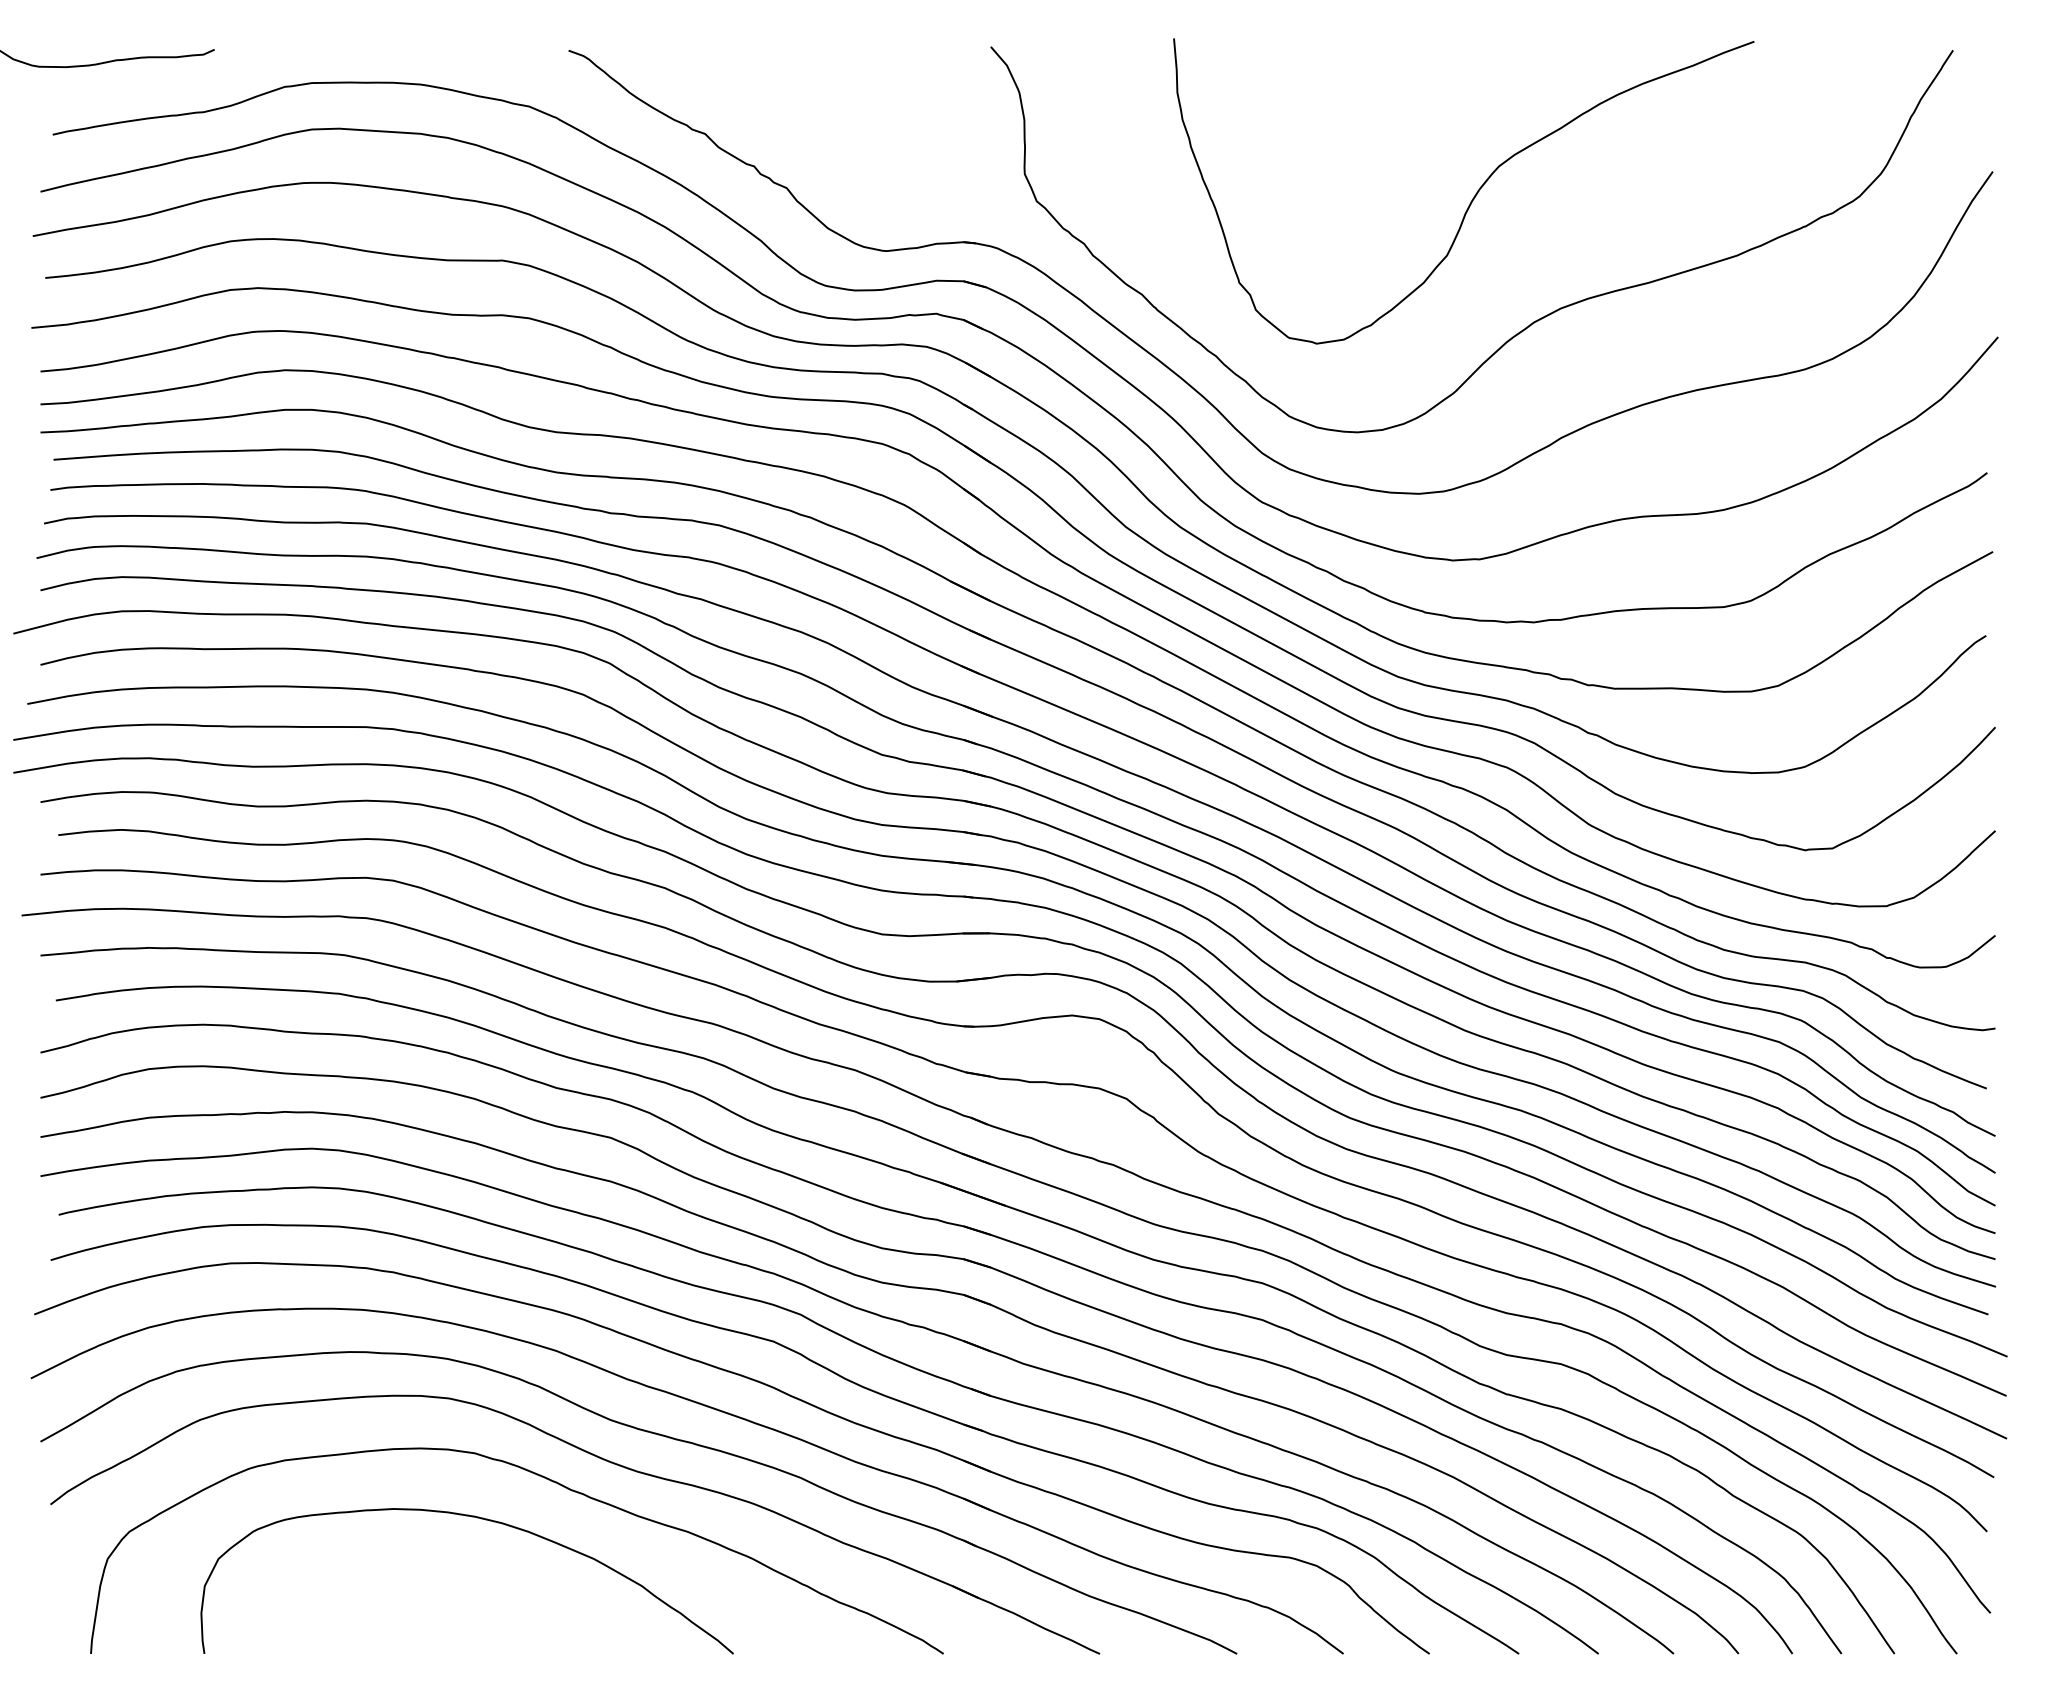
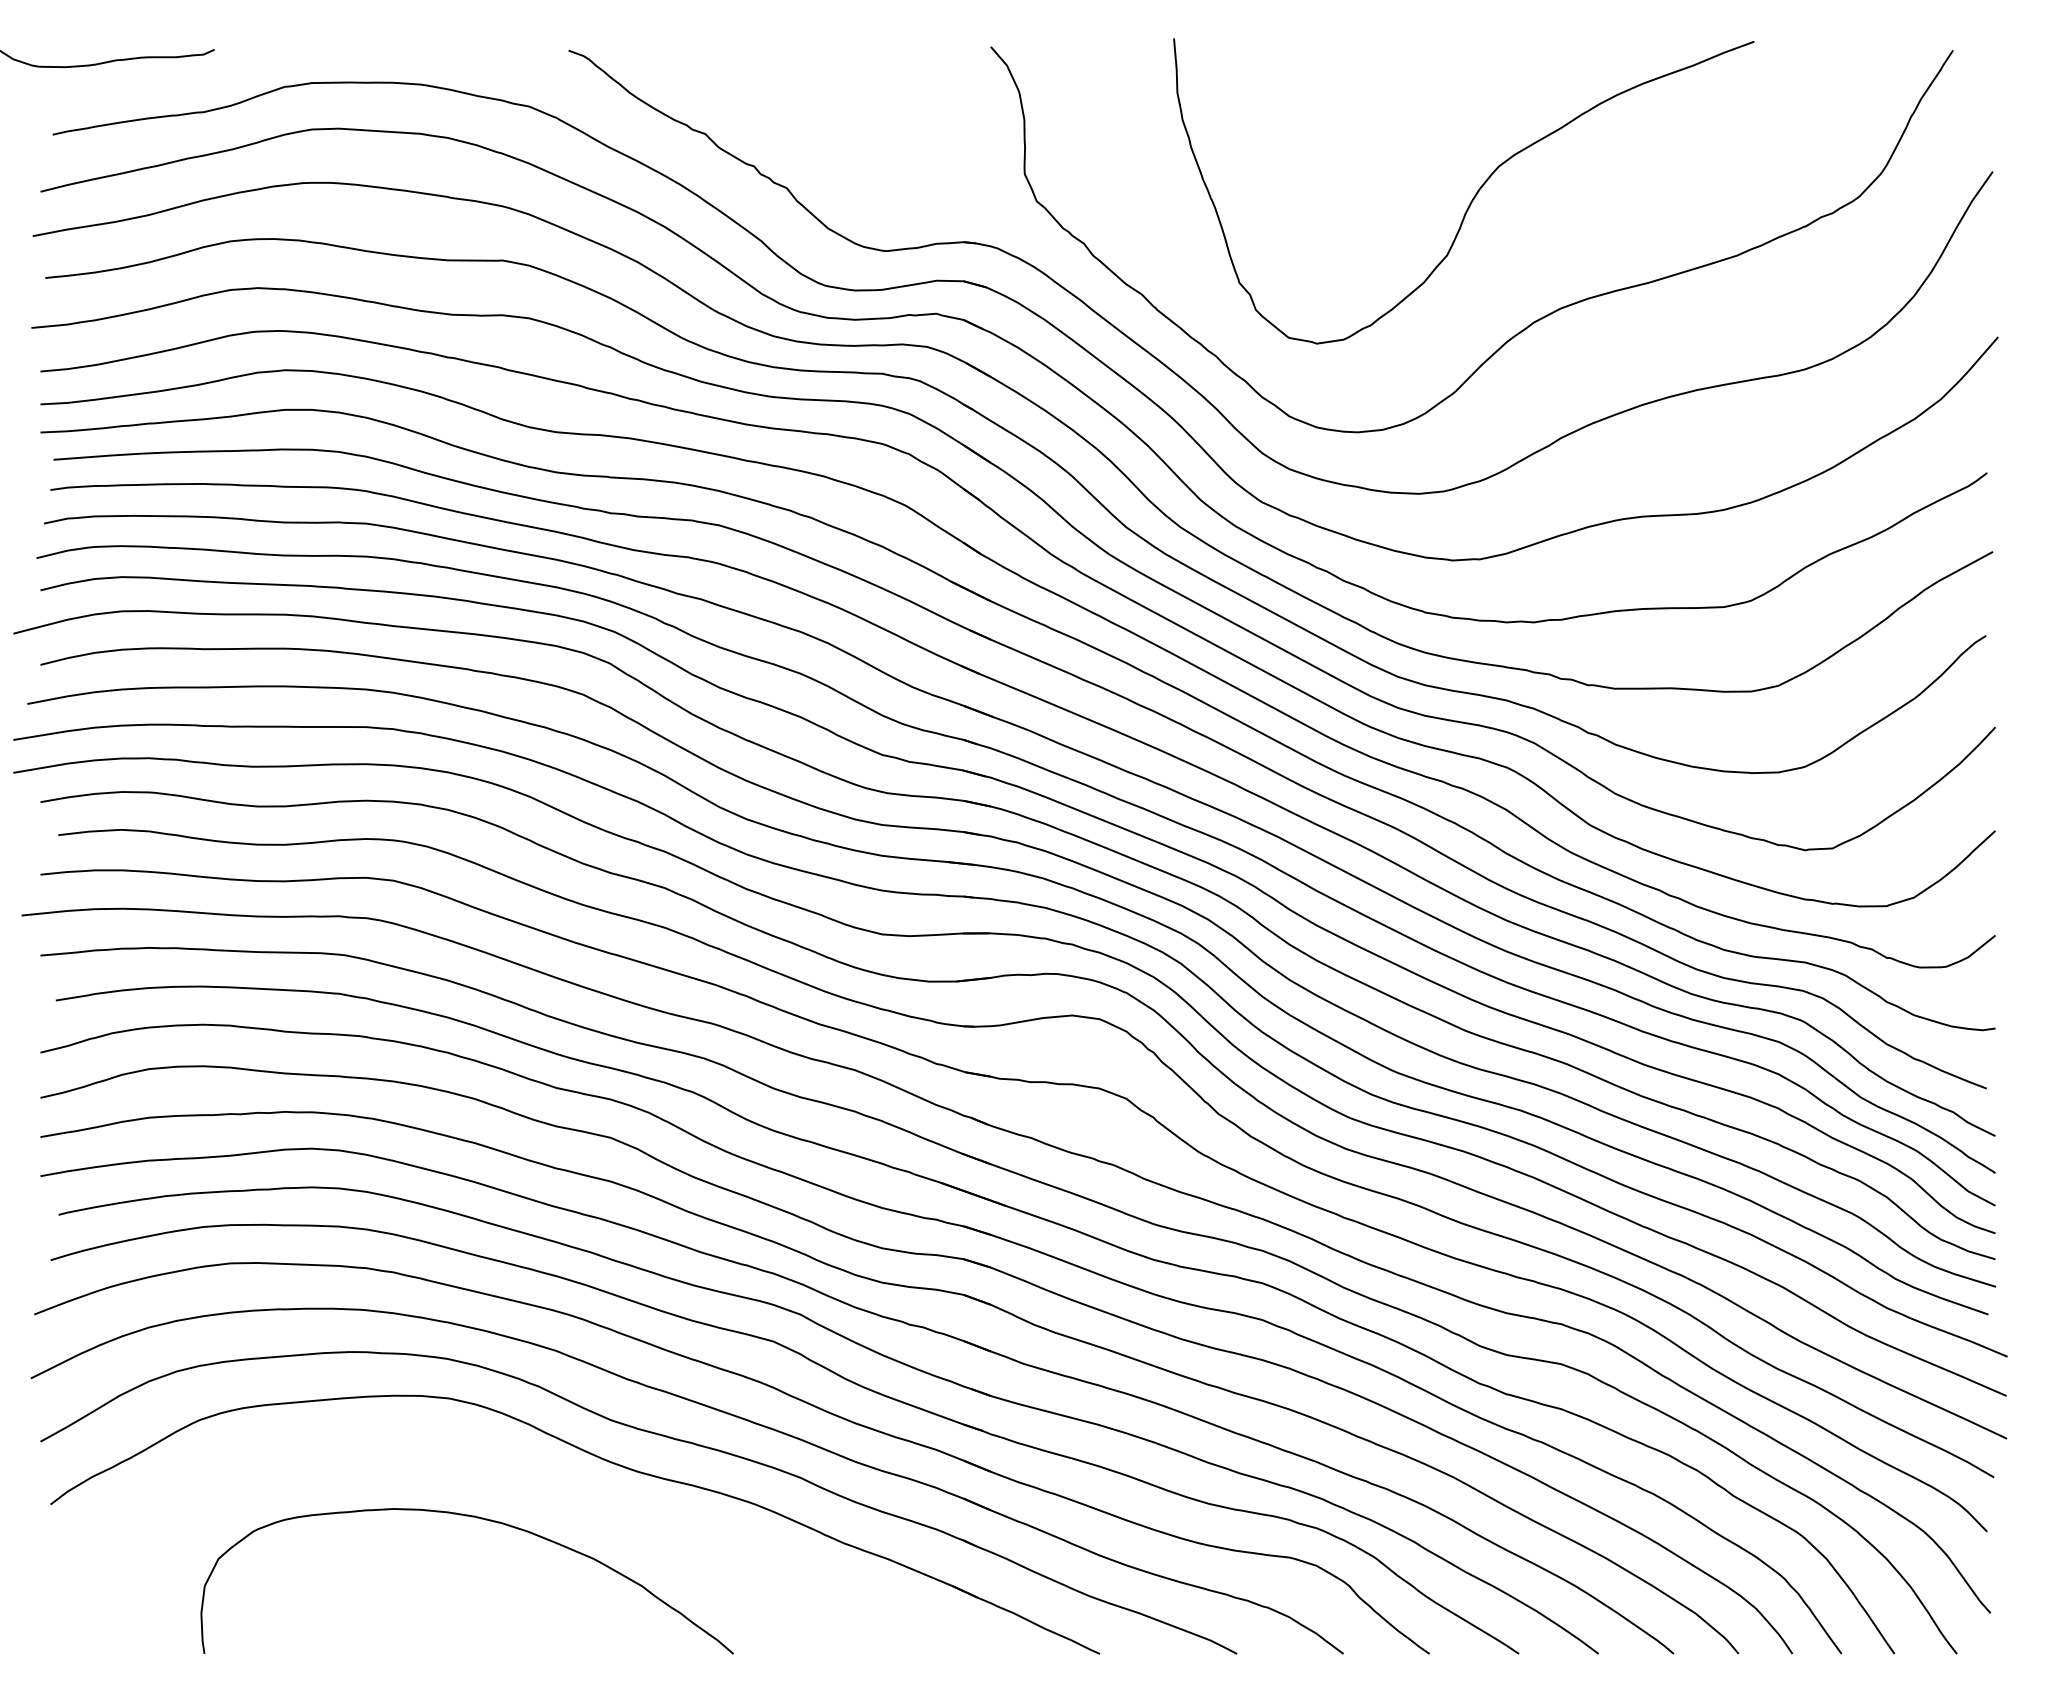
curve: present -> none (550, 1481)
